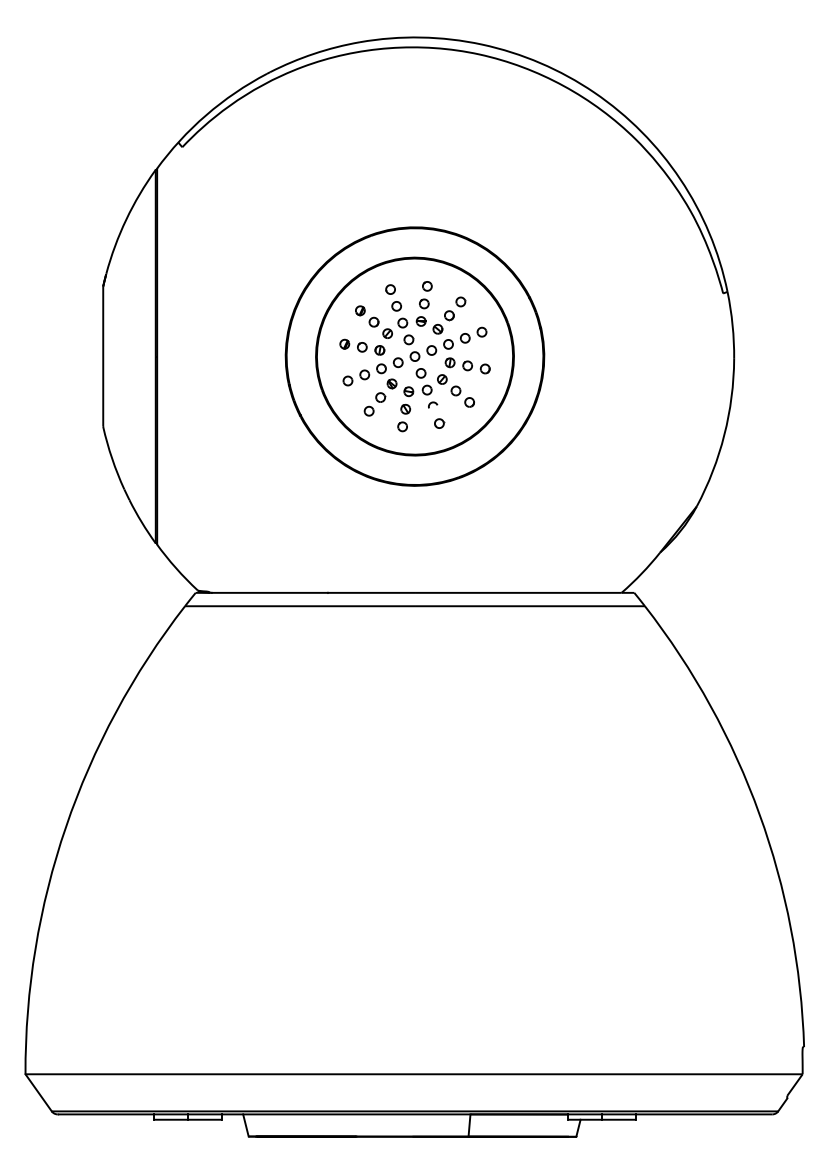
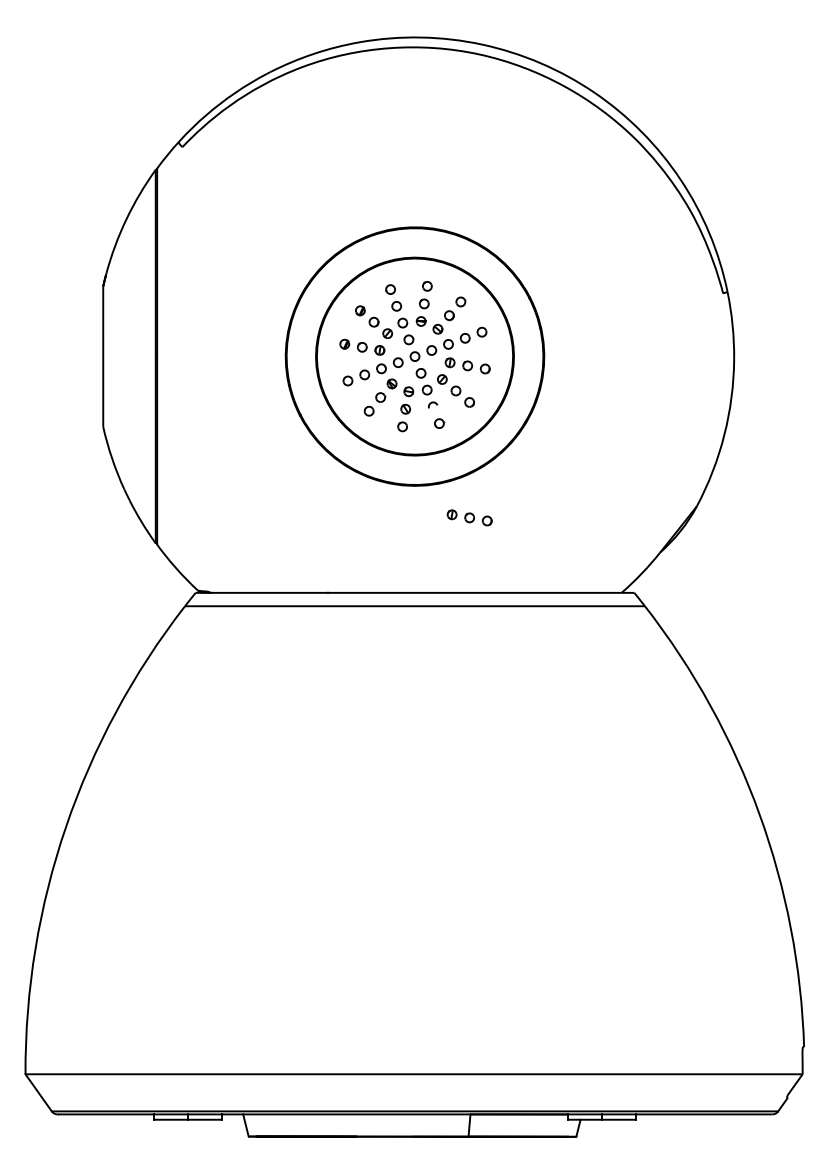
part: none -> present (469, 517)
